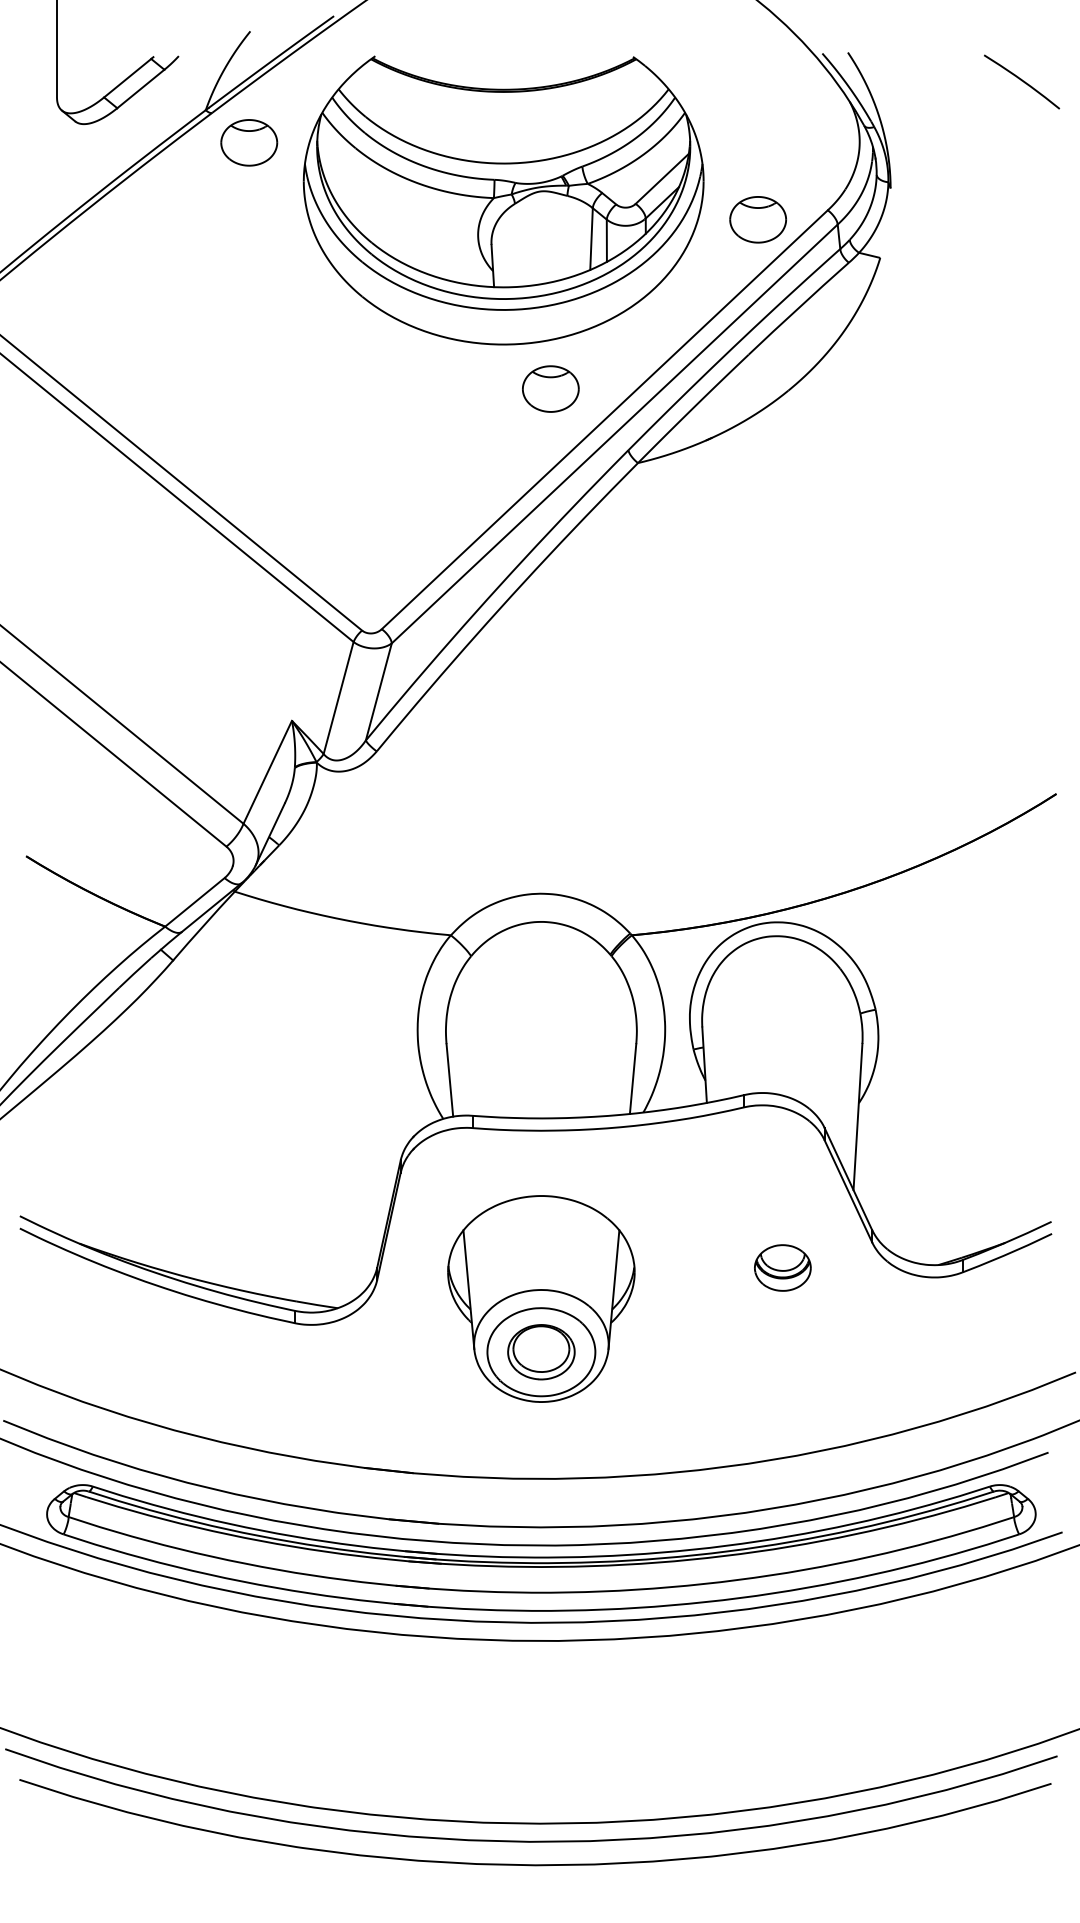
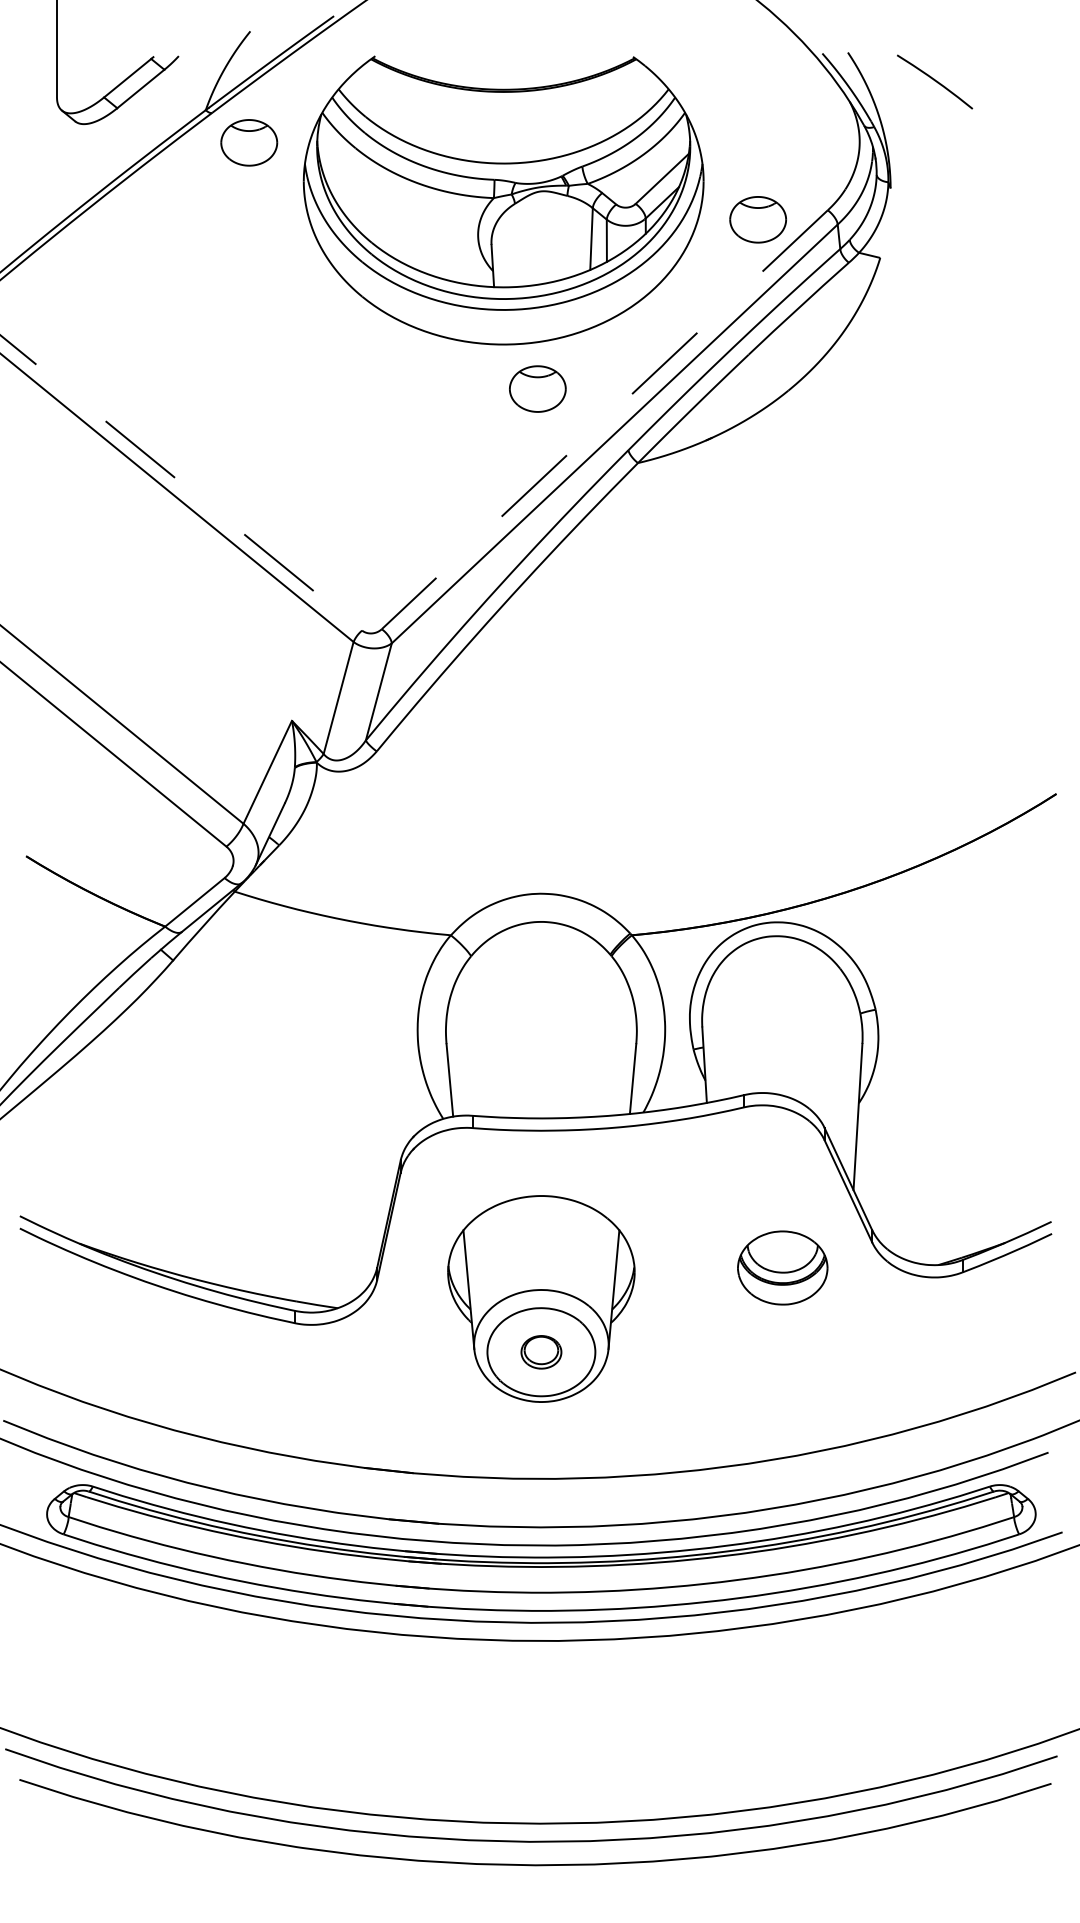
curve position: (1022, 81) -> (935, 81) (935, 81)
part position: (550, 388) -> (537, 388) (537, 388)
line: solid -> dashed (604, 419)
line: solid -> dashed (181, 482)
part size: 58x48 px -> 92x76 px (782, 1267)
part size: 69x57 px -> 43x35 px (541, 1352)
